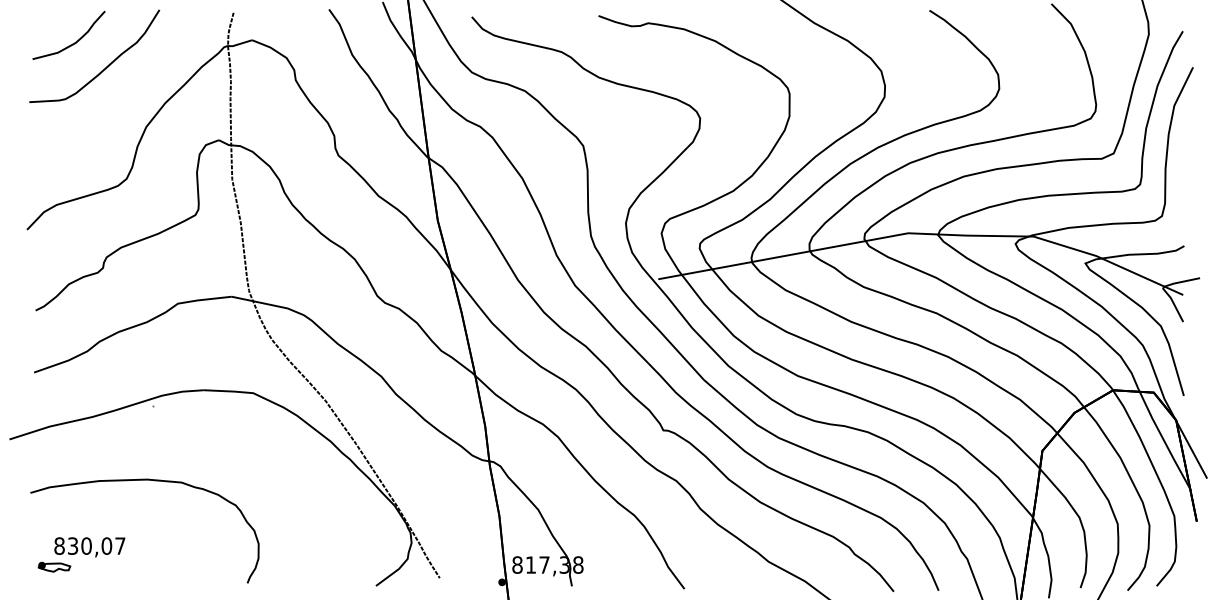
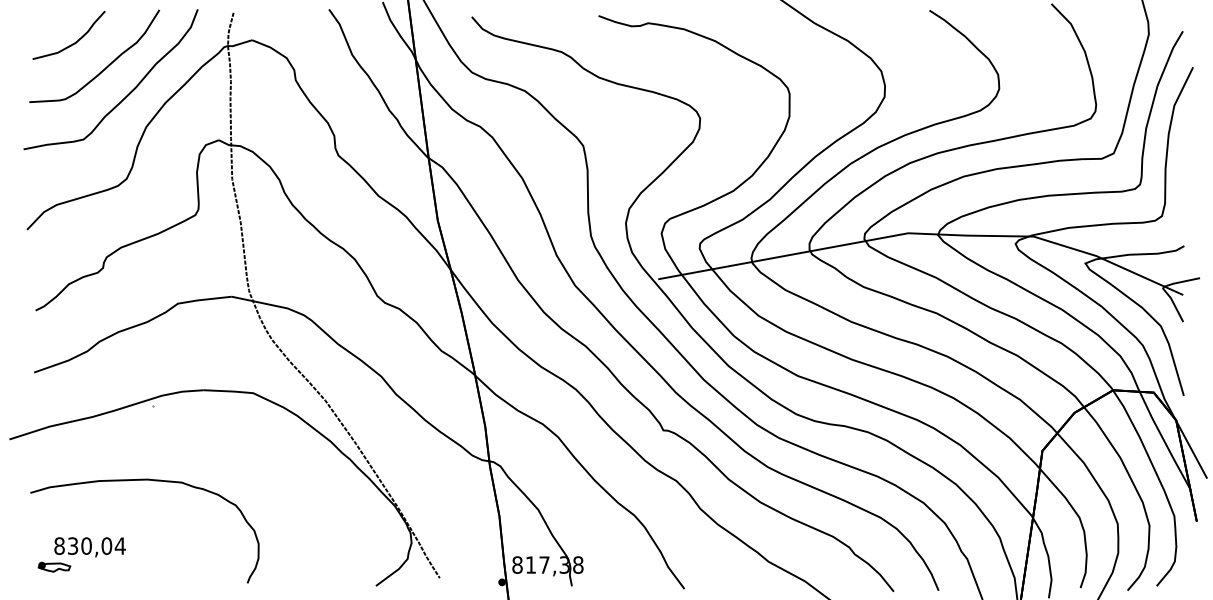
curve: none -> present (126, 95)
text: 830,07 -> 830,04 (119, 545)
